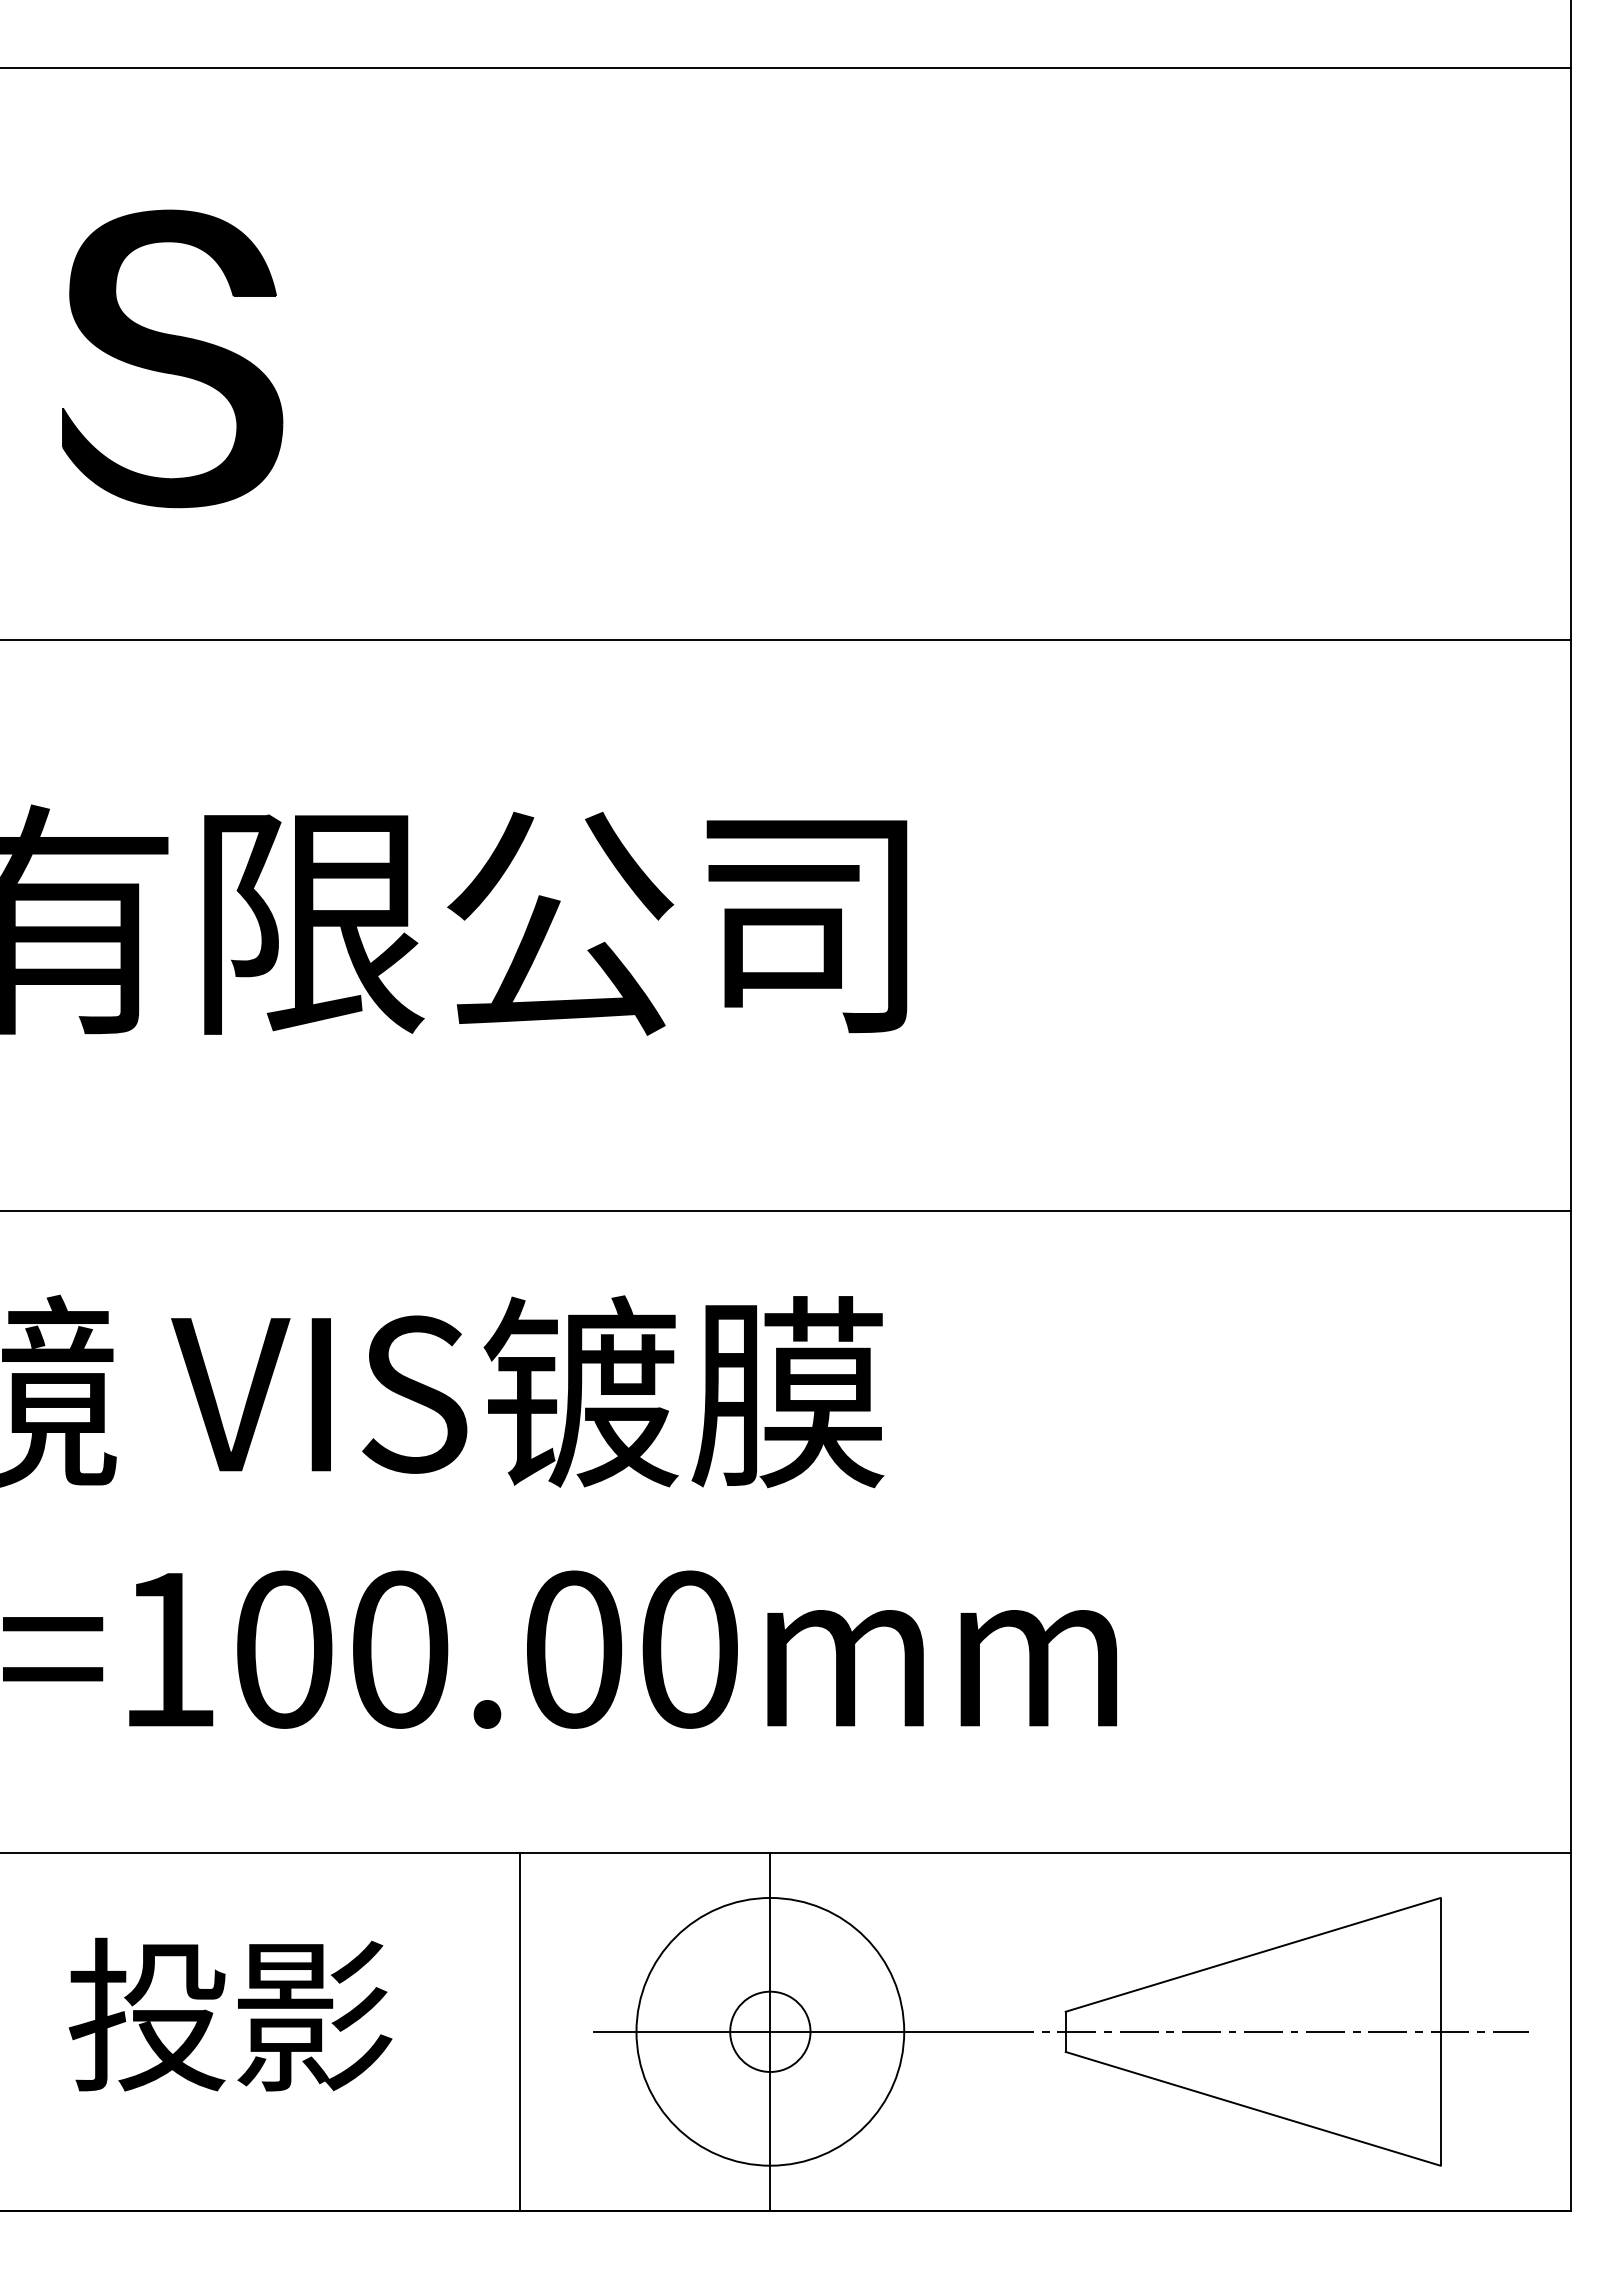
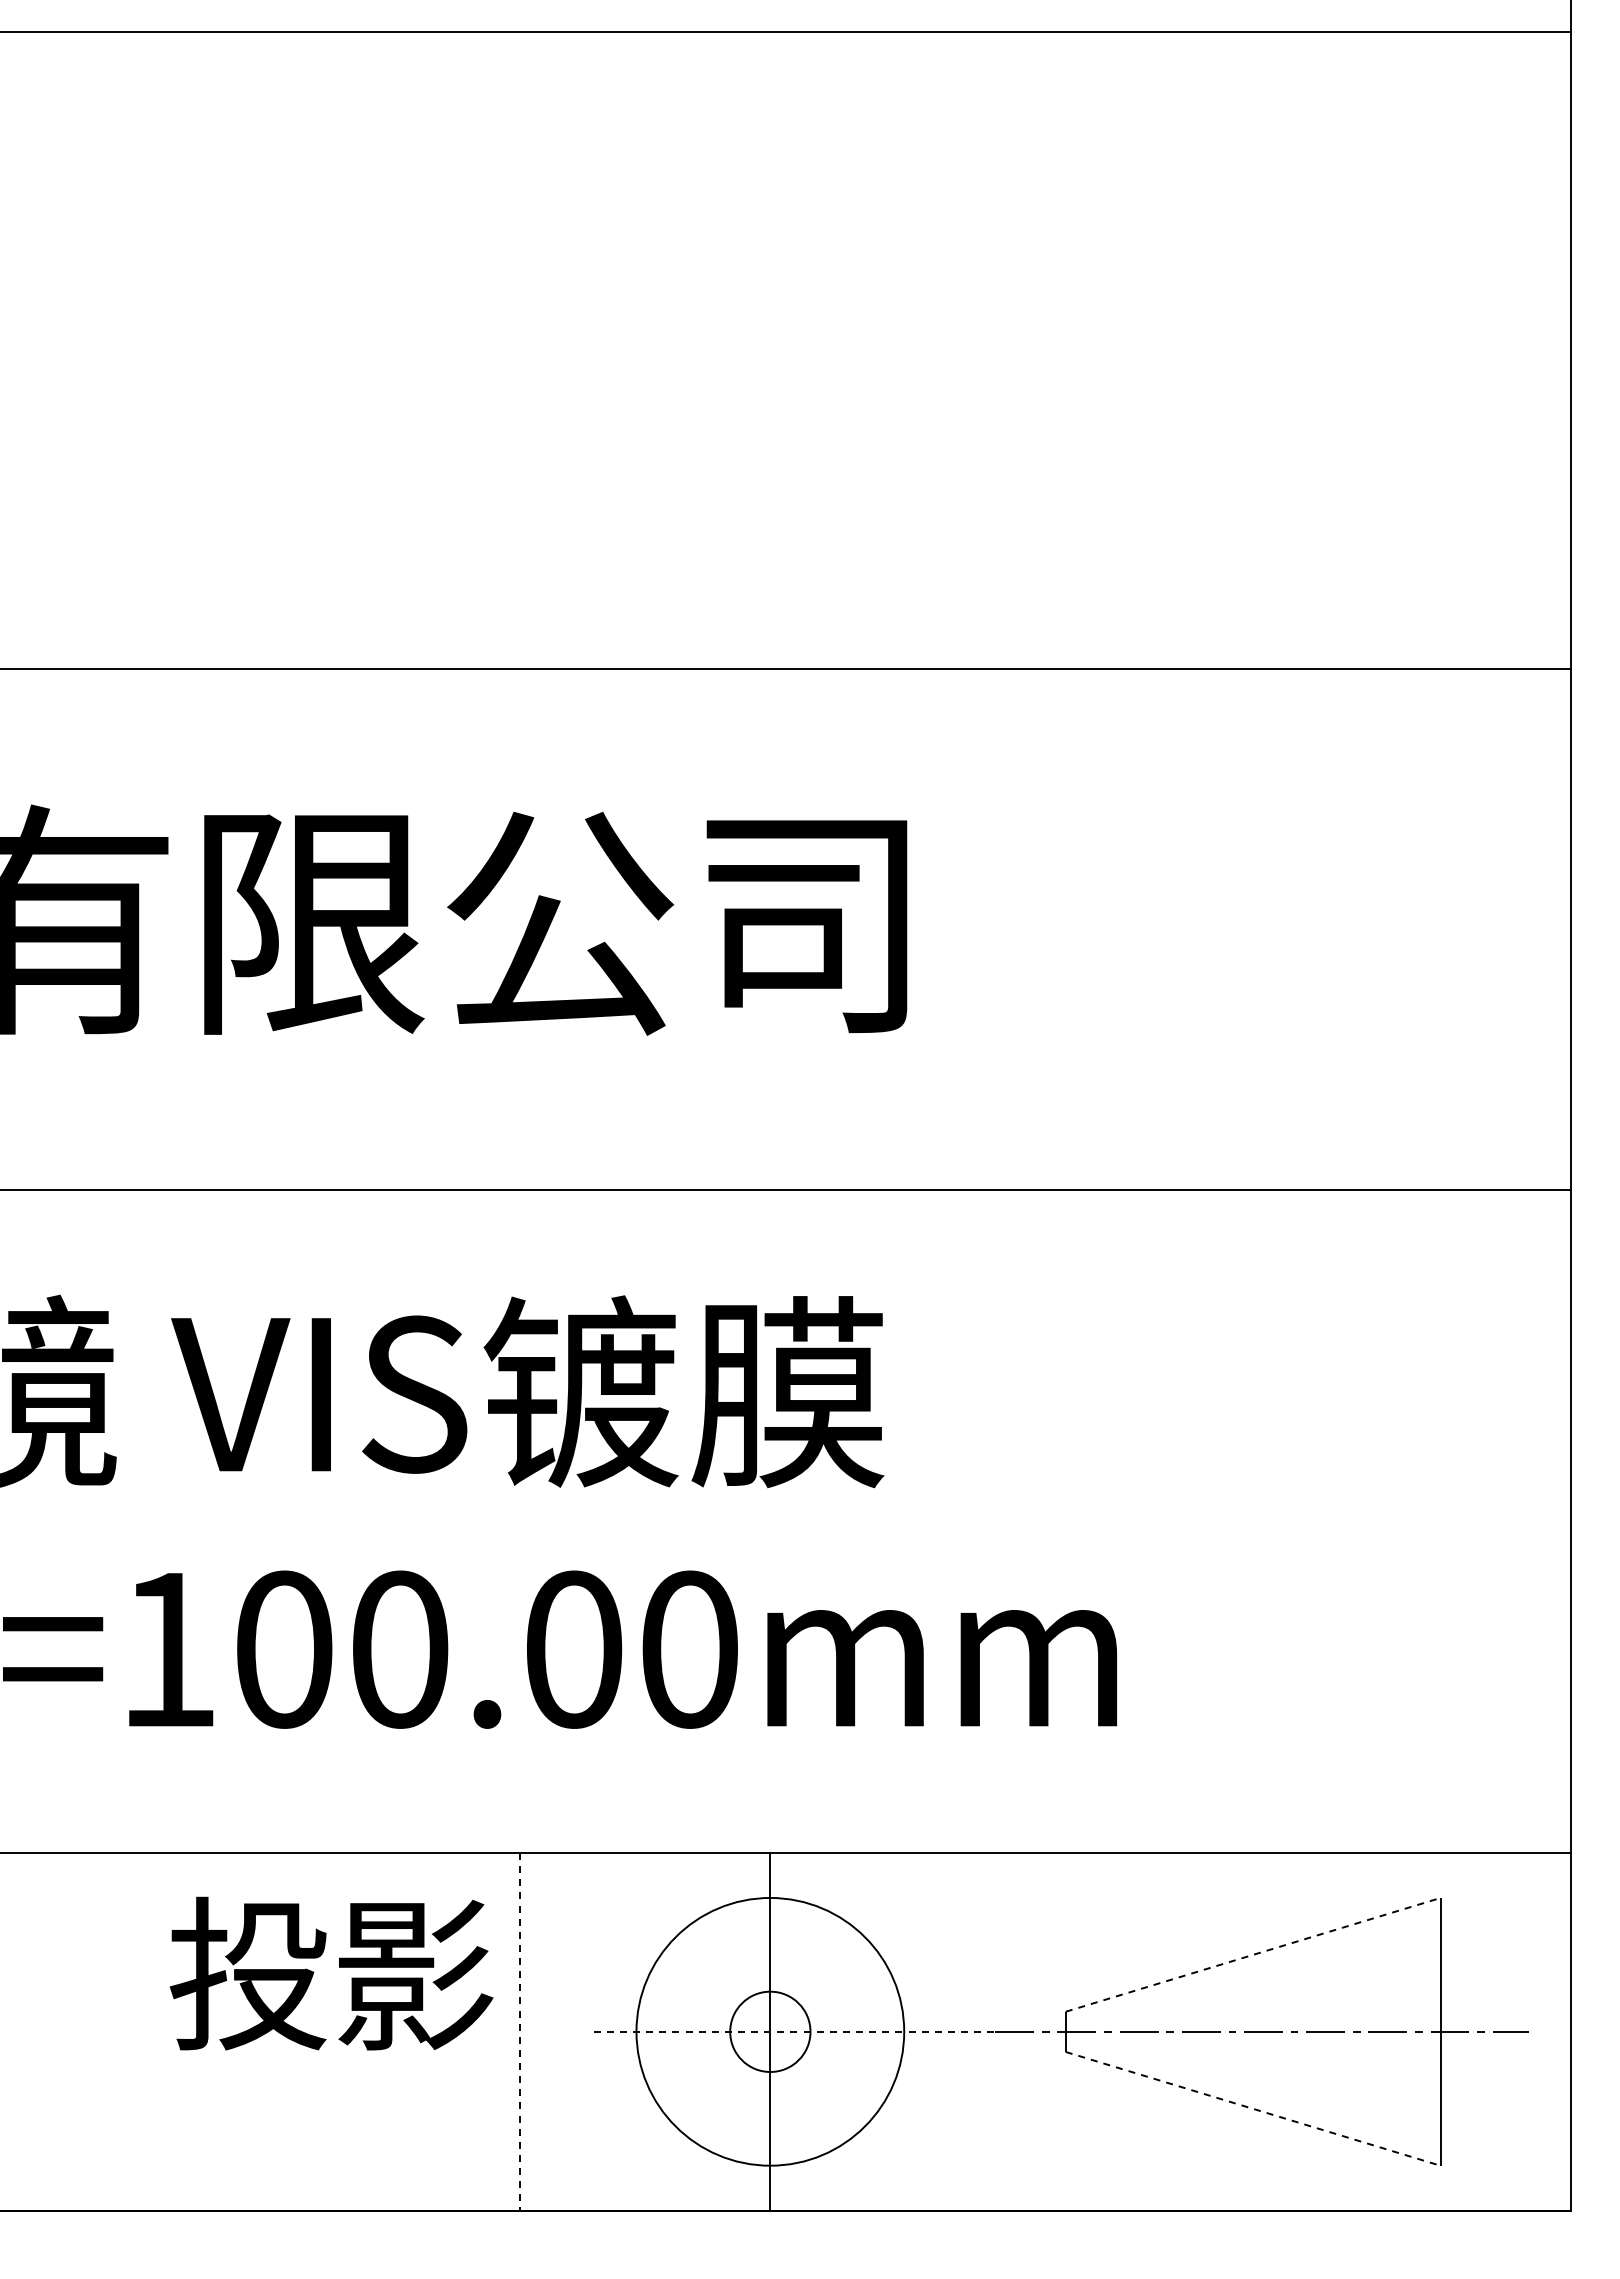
line position: (786, 68) -> (786, 32) (786, 32)
part: present -> none (172, 358)
line position: (786, 639) -> (786, 668) (786, 668)
line position: (786, 1210) -> (786, 1189) (786, 1189)
line: solid -> dashed (1253, 1954)
text position: (230, 2014) -> (331, 1973) (331, 1973)
line: solid -> dashed (519, 2031)
line: solid -> dashed (794, 2031)
line: solid -> dashed (1253, 2108)
